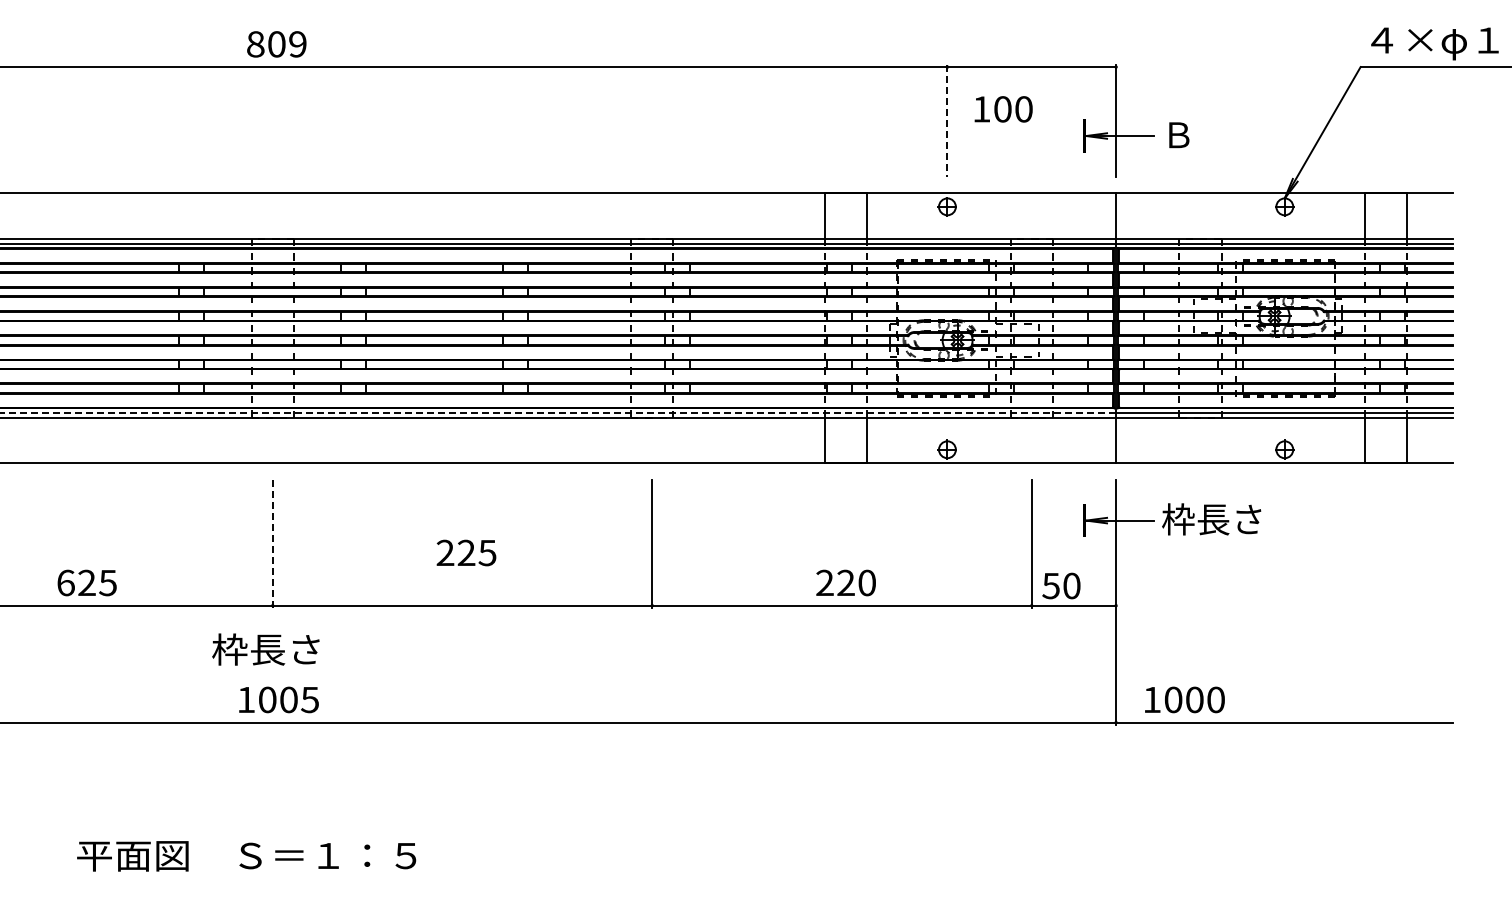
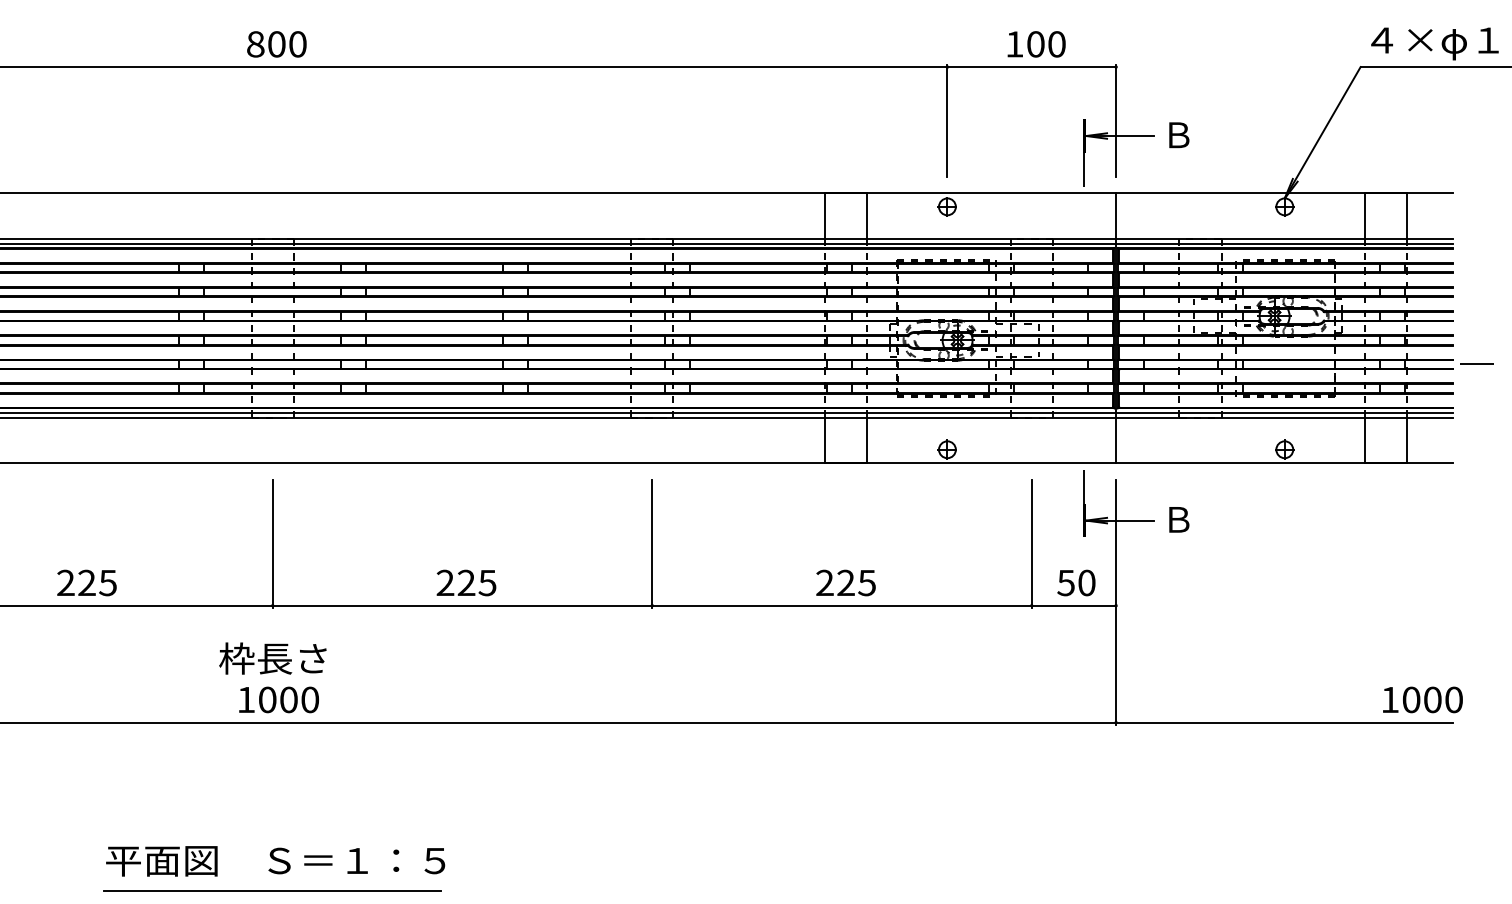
text: 809 -> 800 (297, 44)
text position: (1003, 109) -> (1036, 44) (1036, 44)
line: dashed -> solid (947, 120)
line: none -> present (1084, 169)
line: none -> present (1476, 364)
line: dashed -> solid (558, 412)
line: none -> present (1084, 486)
text: 枠長さ -> Ｂ (1211, 519)
line: dashed -> solid (272, 543)
text position: (466, 552) -> (466, 582) (466, 582)
text: 625 -> 225 (65, 582)
text: 220 -> 225 (866, 582)
text position: (1061, 585) -> (1076, 582) (1076, 582)
text position: (265, 649) -> (272, 658) (272, 658)
text: 1005 -> 1000 (309, 699)
text position: (1184, 699) -> (1422, 699) (1422, 699)
text position: (246, 856) -> (275, 861) (275, 861)
line: none -> present (272, 890)
